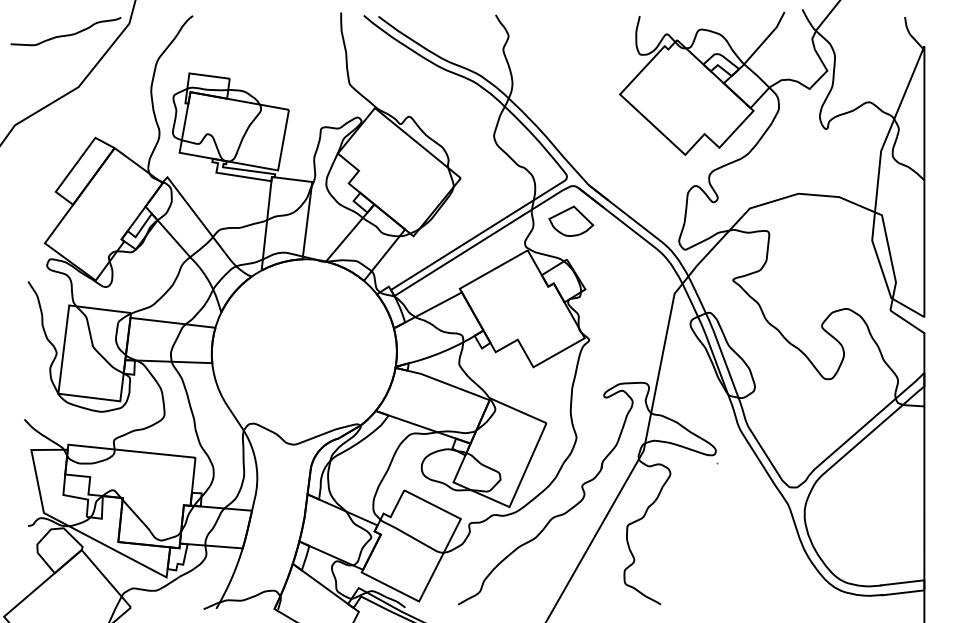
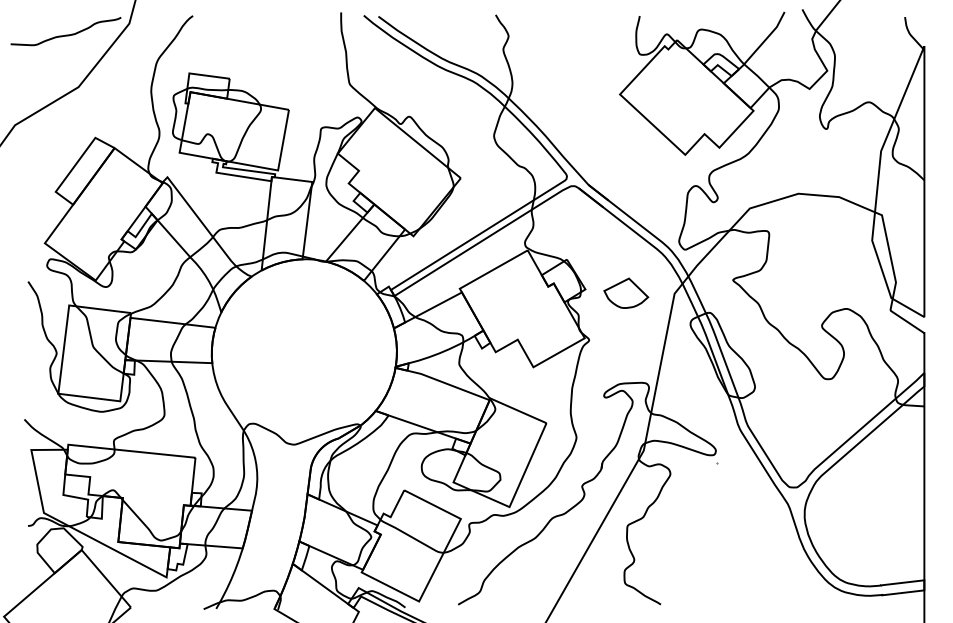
part position: (571, 220) -> (626, 292) (626, 292)
